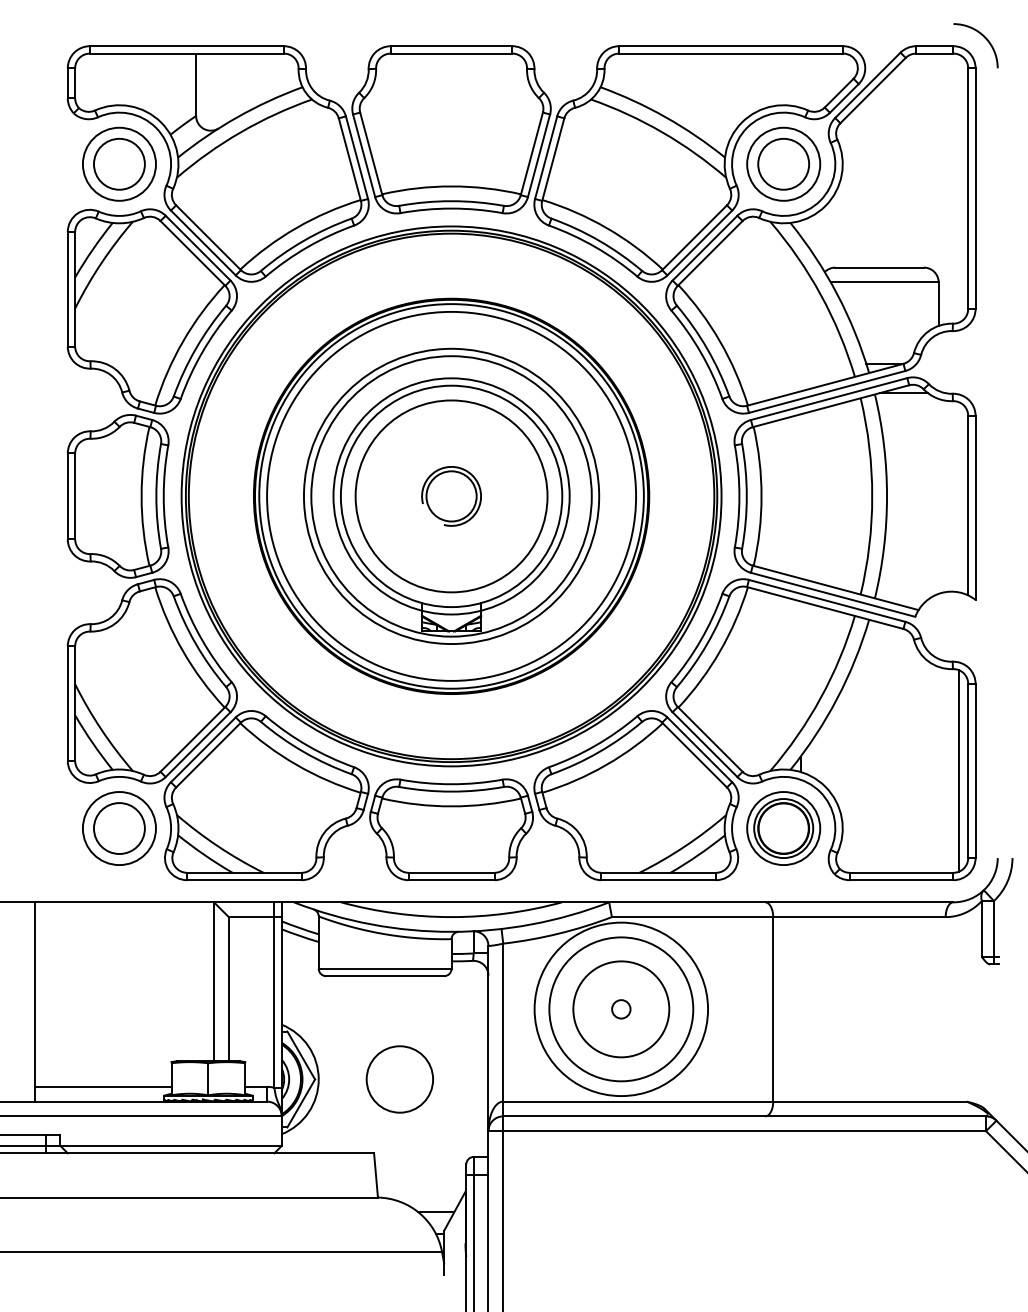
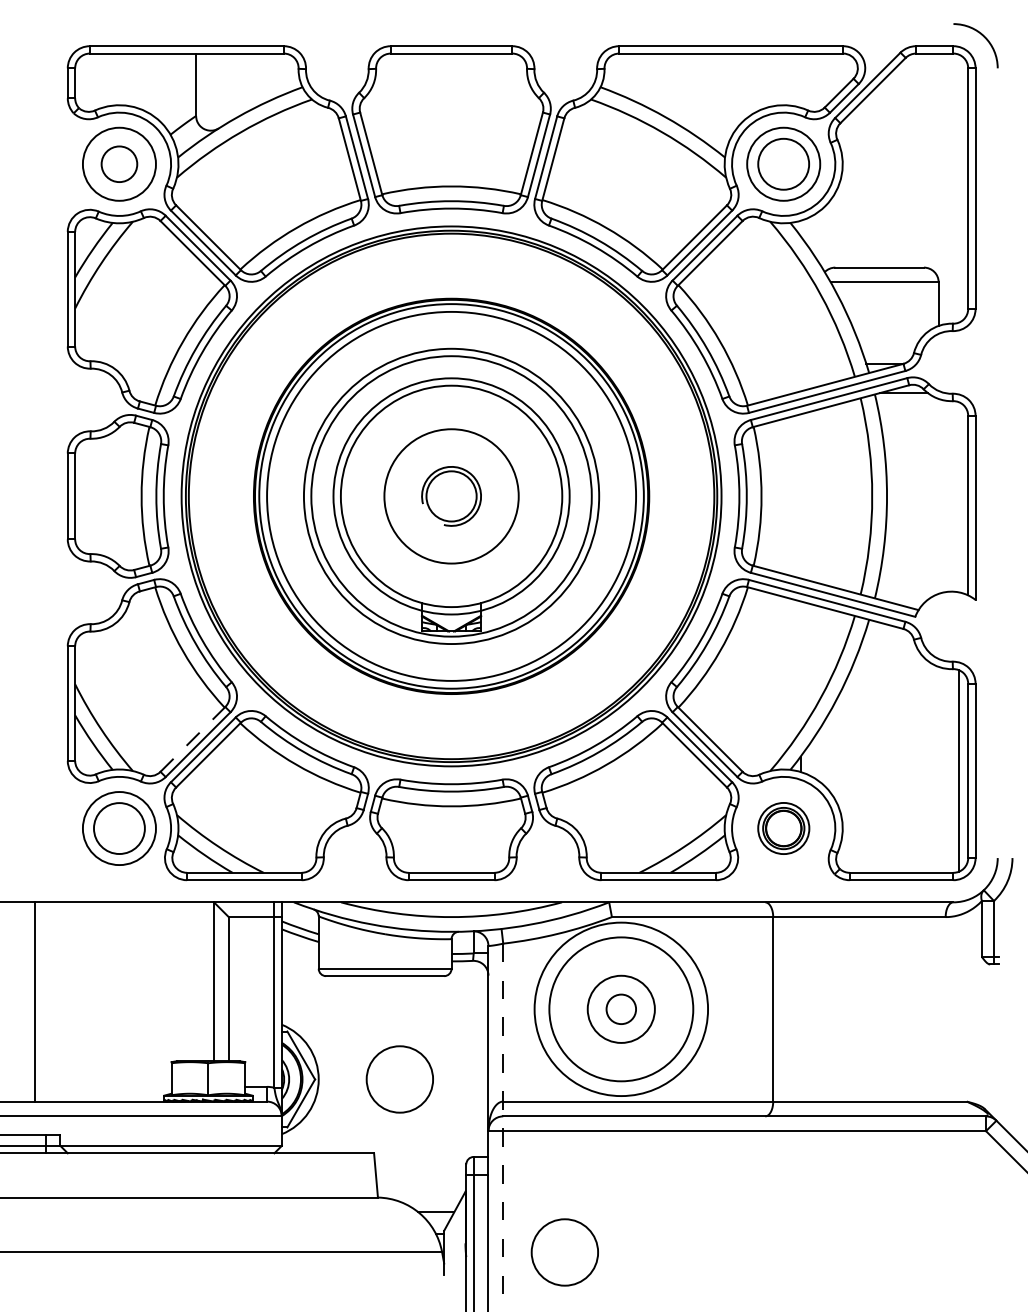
circle diameter: 51 px -> 36 px (119, 164)
circle diameter: 192 px -> 134 px (451, 496)
line: solid -> dashed (192, 739)
part size: 76x75 px -> 54x53 px (783, 828)
circle diameter: 18 px -> 30 px (621, 1009)
circle diameter: 96 px -> 67 px (620, 1008)
line: present -> none (102, 1086)
line: solid -> dashed (503, 1127)
circle: none -> present (564, 1252)
